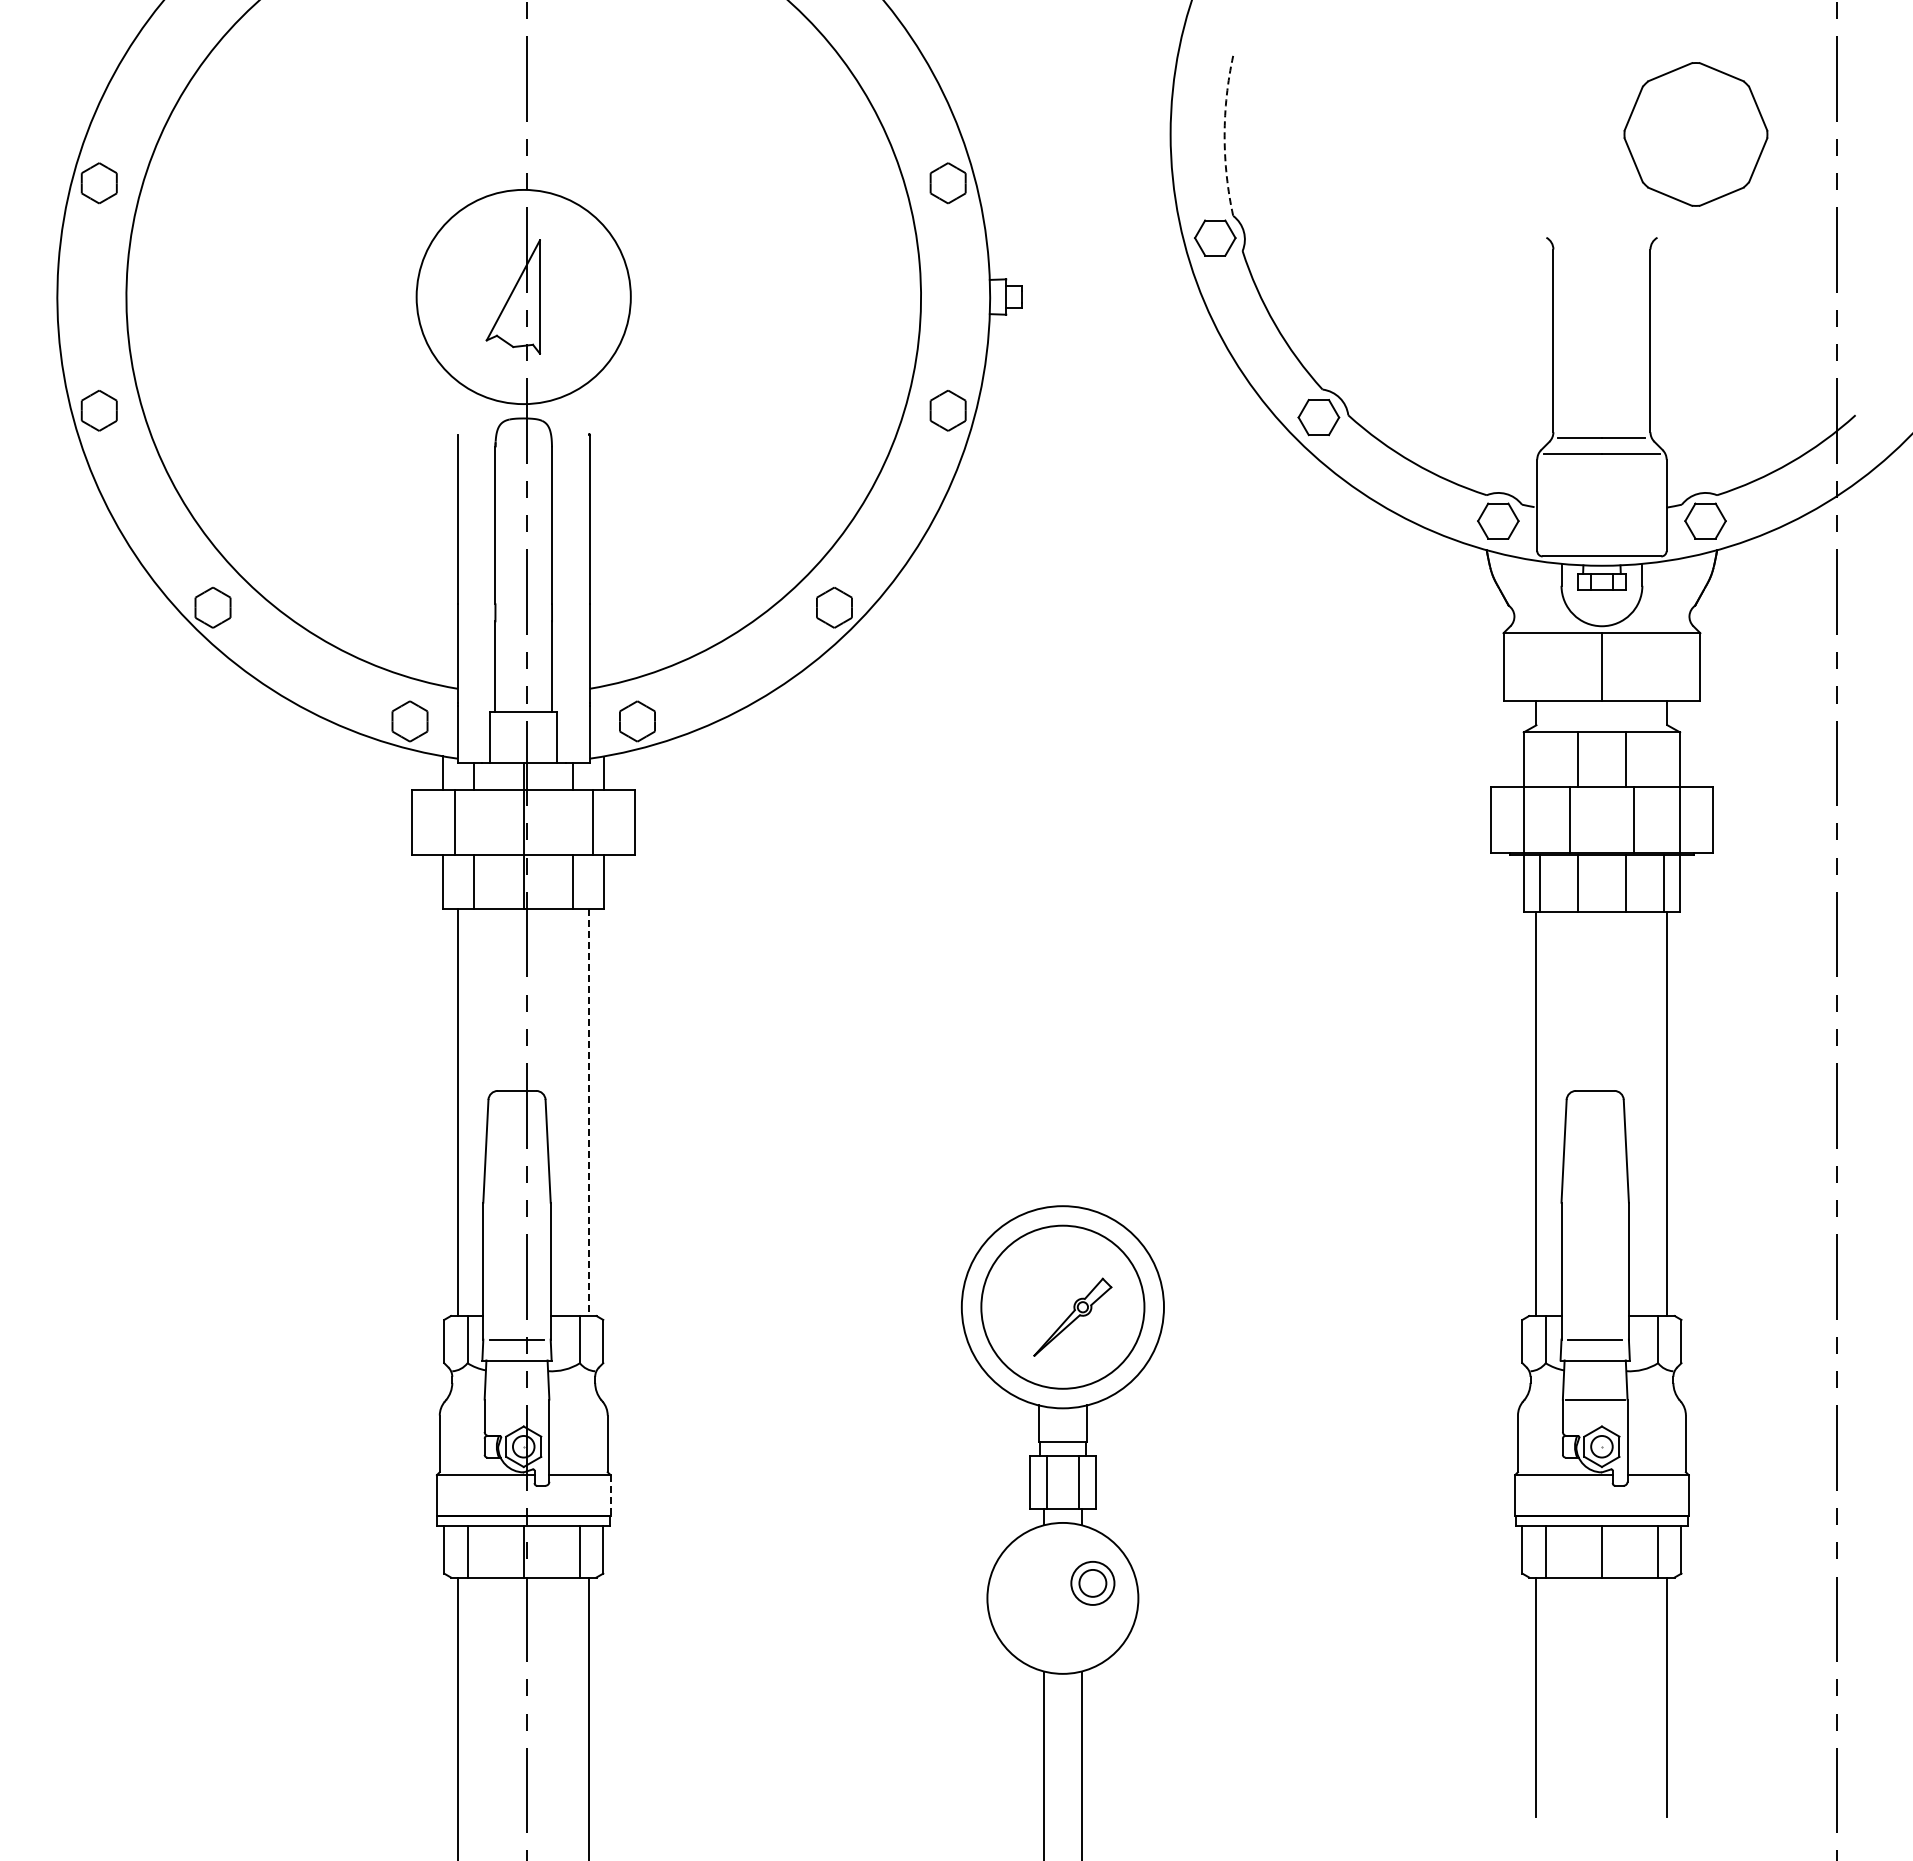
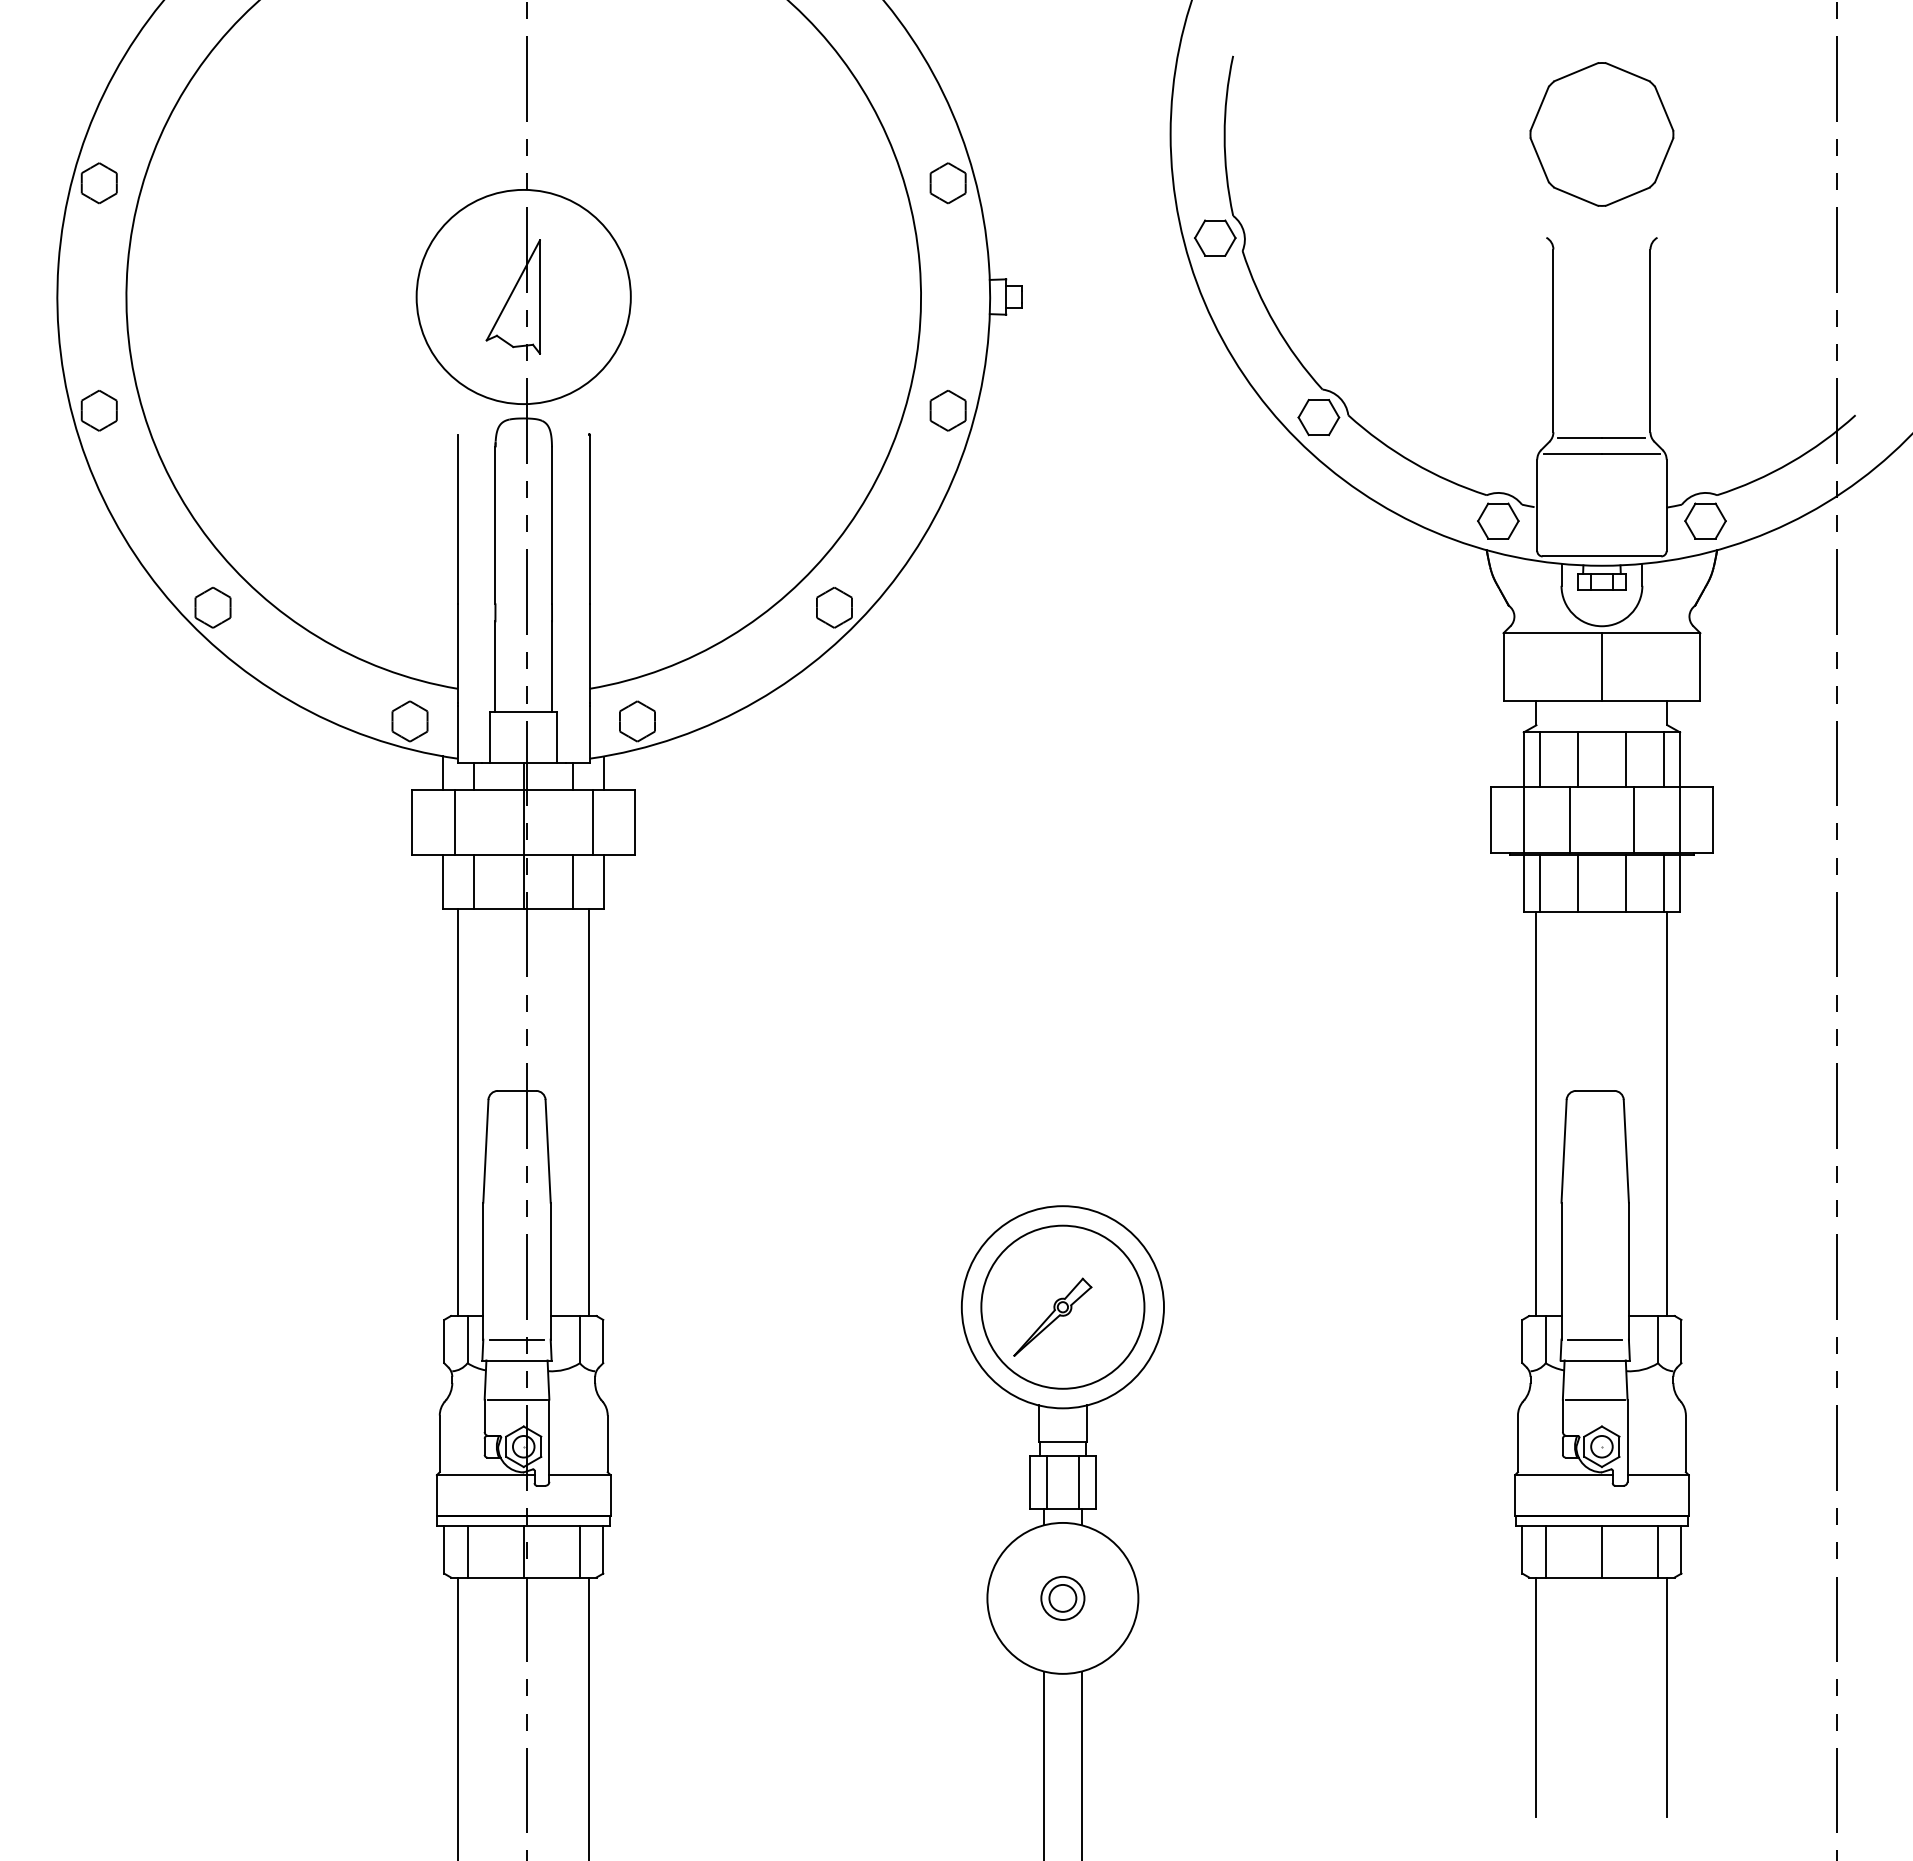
part position: (1695, 134) -> (1601, 134) (1601, 134)
arc: dashed -> solid (1224, 135)
line: none -> present (1539, 759)
line: none -> present (1663, 759)
line: dashed -> solid (589, 1112)
part position: (1072, 1316) -> (1052, 1316) (1052, 1316)
line: none -> present (516, 1399)
line: dashed -> solid (610, 1495)
part position: (1092, 1583) -> (1062, 1598) (1062, 1598)
